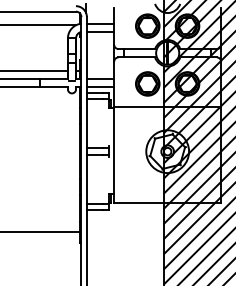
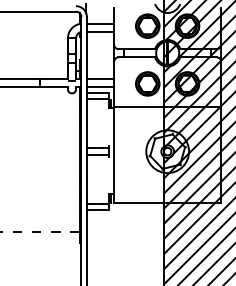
line: present -> none (39, 25)
line: present -> none (34, 71)
line: solid -> dashed (39, 231)
